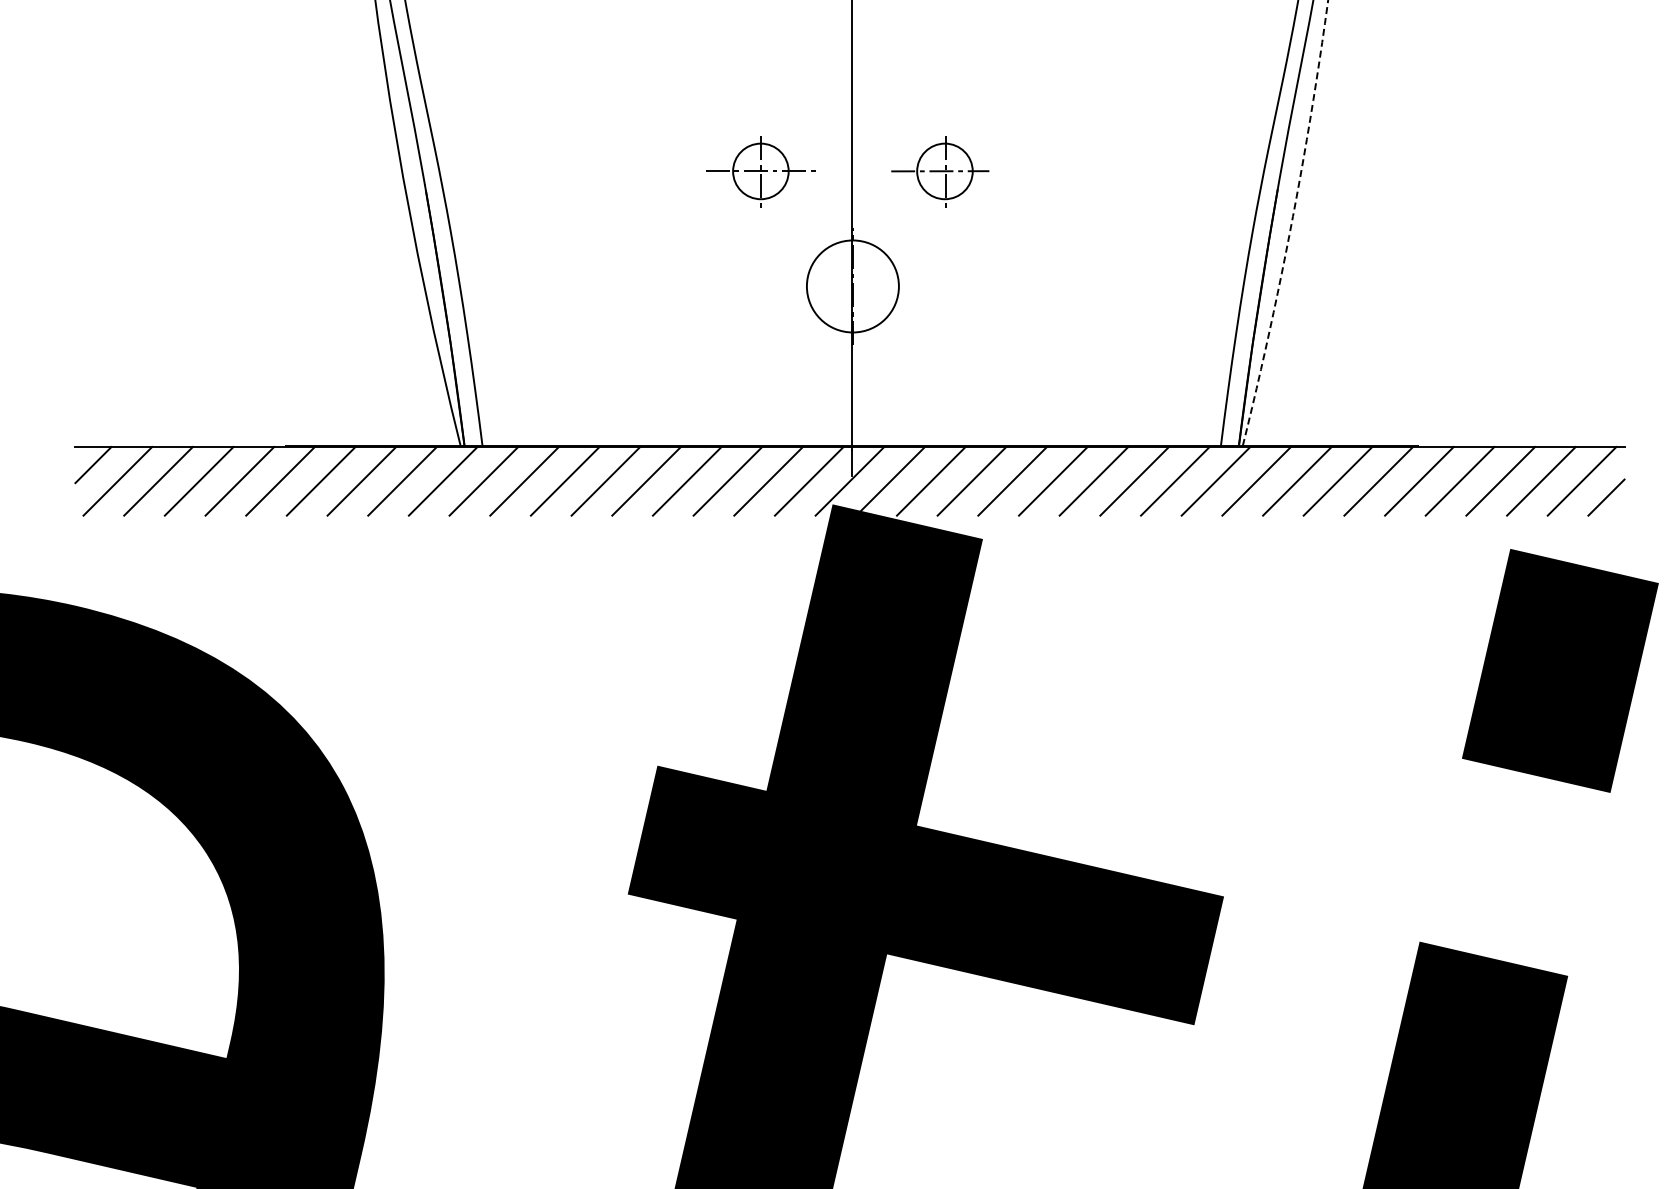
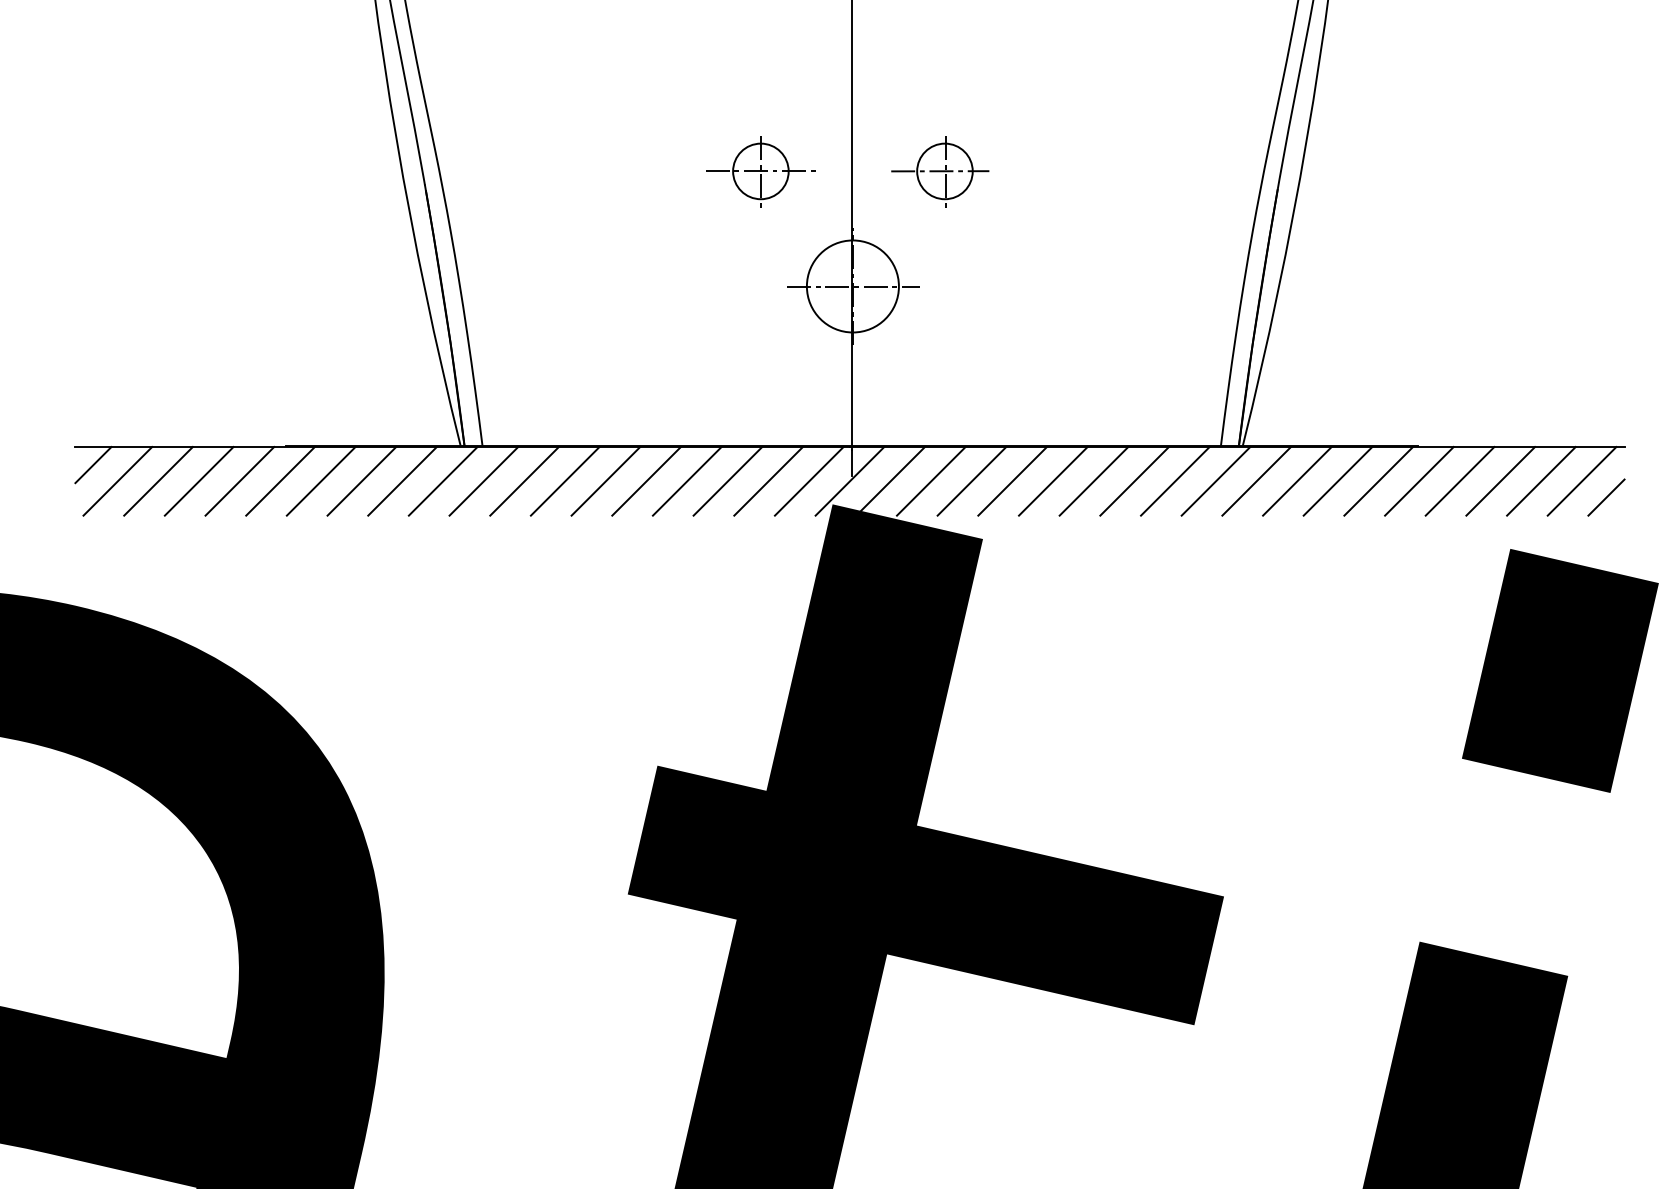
arc: dashed -> solid (1291, 223)
line: none -> present (853, 286)
